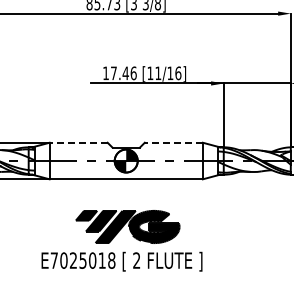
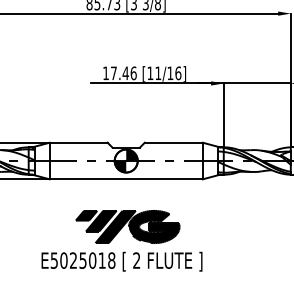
line: dashed -> solid (78, 142)
line: dashed -> solid (173, 142)
text: E7025018 -> E5025018 (53, 260)
